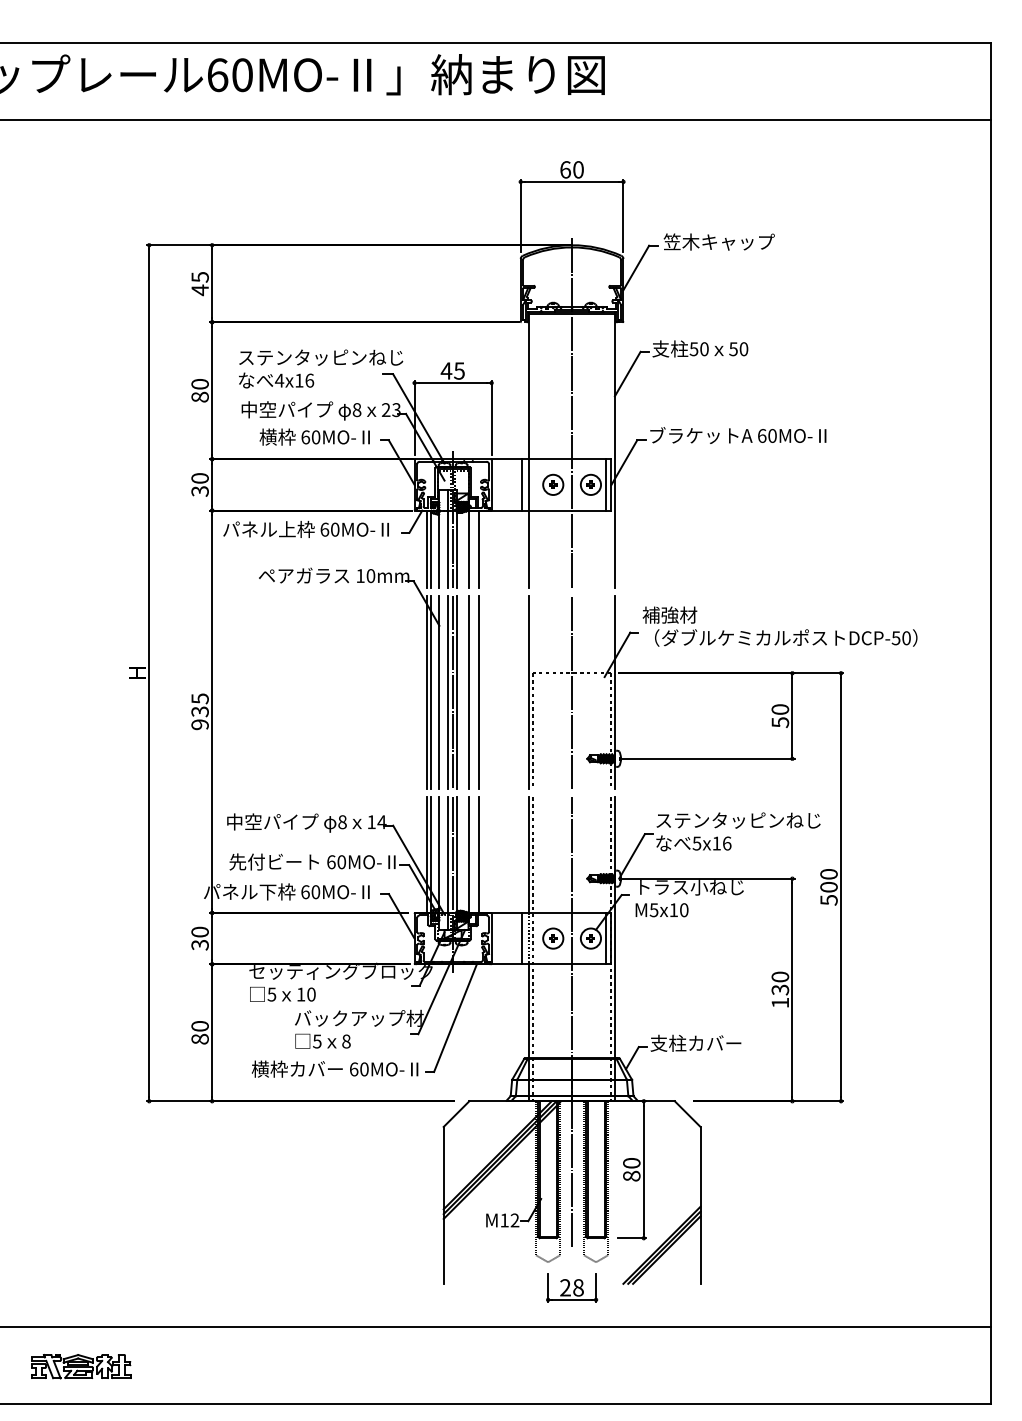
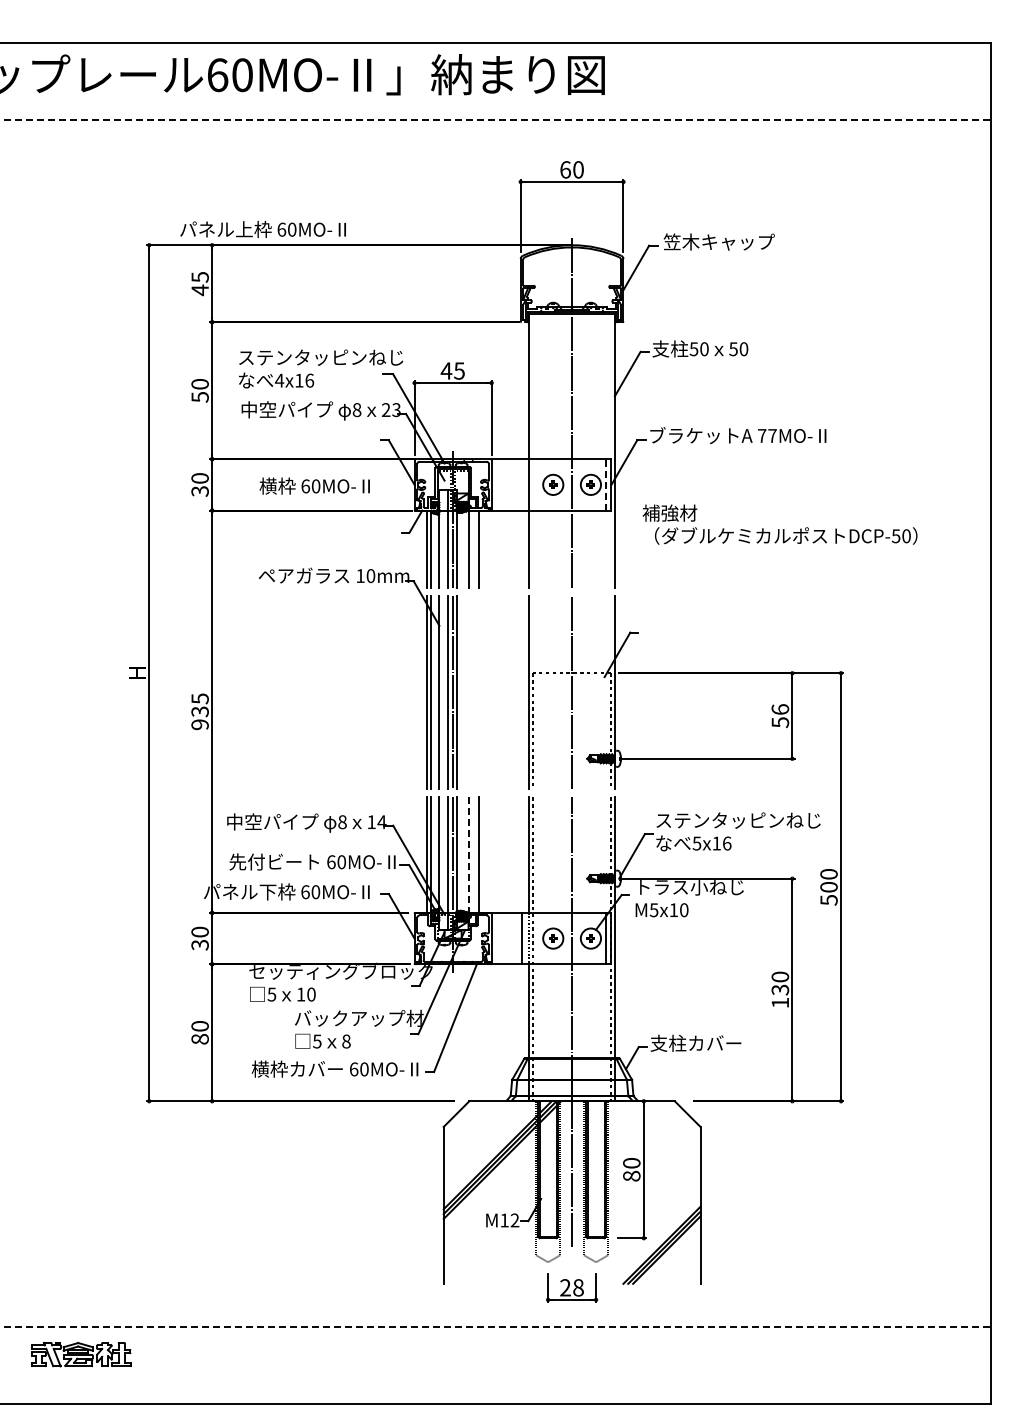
line: solid -> dashed (496, 119)
text: 80 -> 50 (199, 396)
text: 60MO- -> 77MO- (767, 435)
text position: (314, 436) -> (314, 485) (314, 485)
line: present -> none (521, 484)
line: solid -> dashed (606, 484)
text position: (305, 529) -> (262, 229) (262, 229)
text position: (779, 626) -> (779, 524) (779, 524)
line: present -> none (469, 692)
line: present -> none (478, 692)
text: 50 -> 56 (780, 709)
line: solid -> dashed (469, 855)
line: solid -> dashed (496, 1326)
part position: (81, 1366) -> (81, 1354) (81, 1354)
